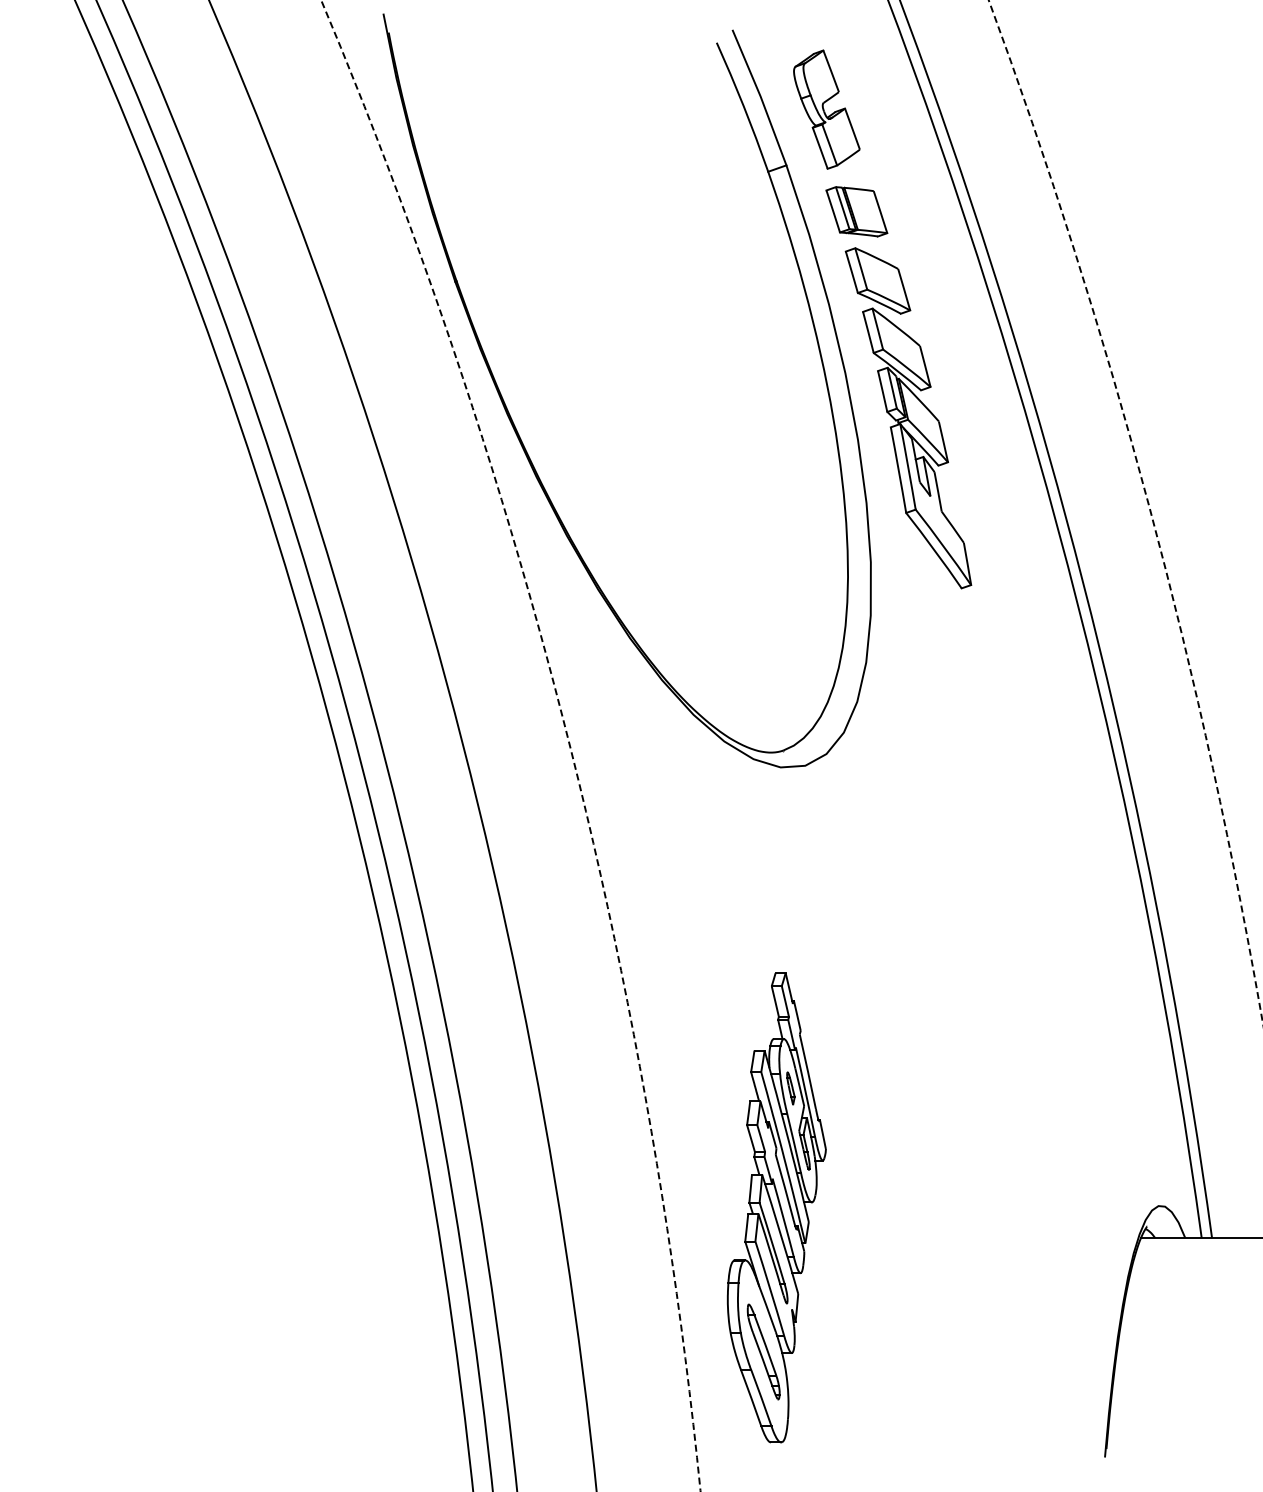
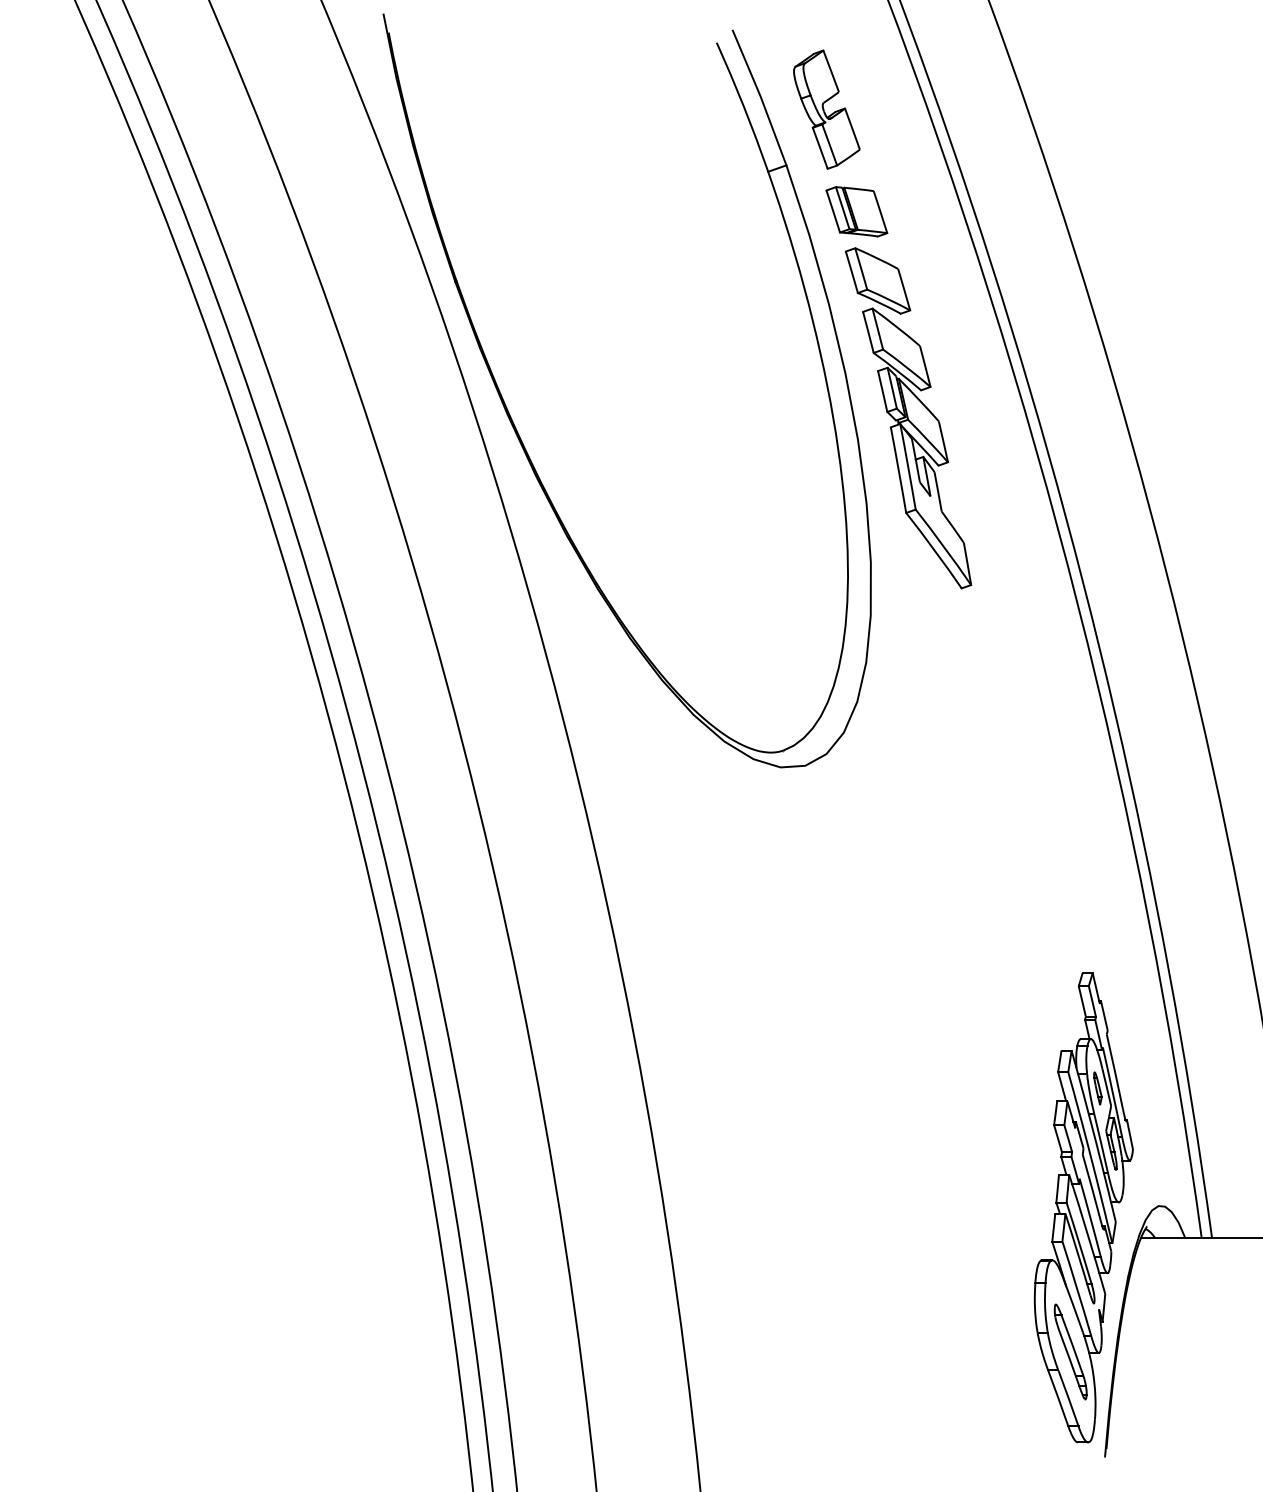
arc: dashed -> solid (1149, 505)
circle: dashed -> solid (510, 745)
part position: (776, 1207) -> (1083, 1207) (1083, 1207)
